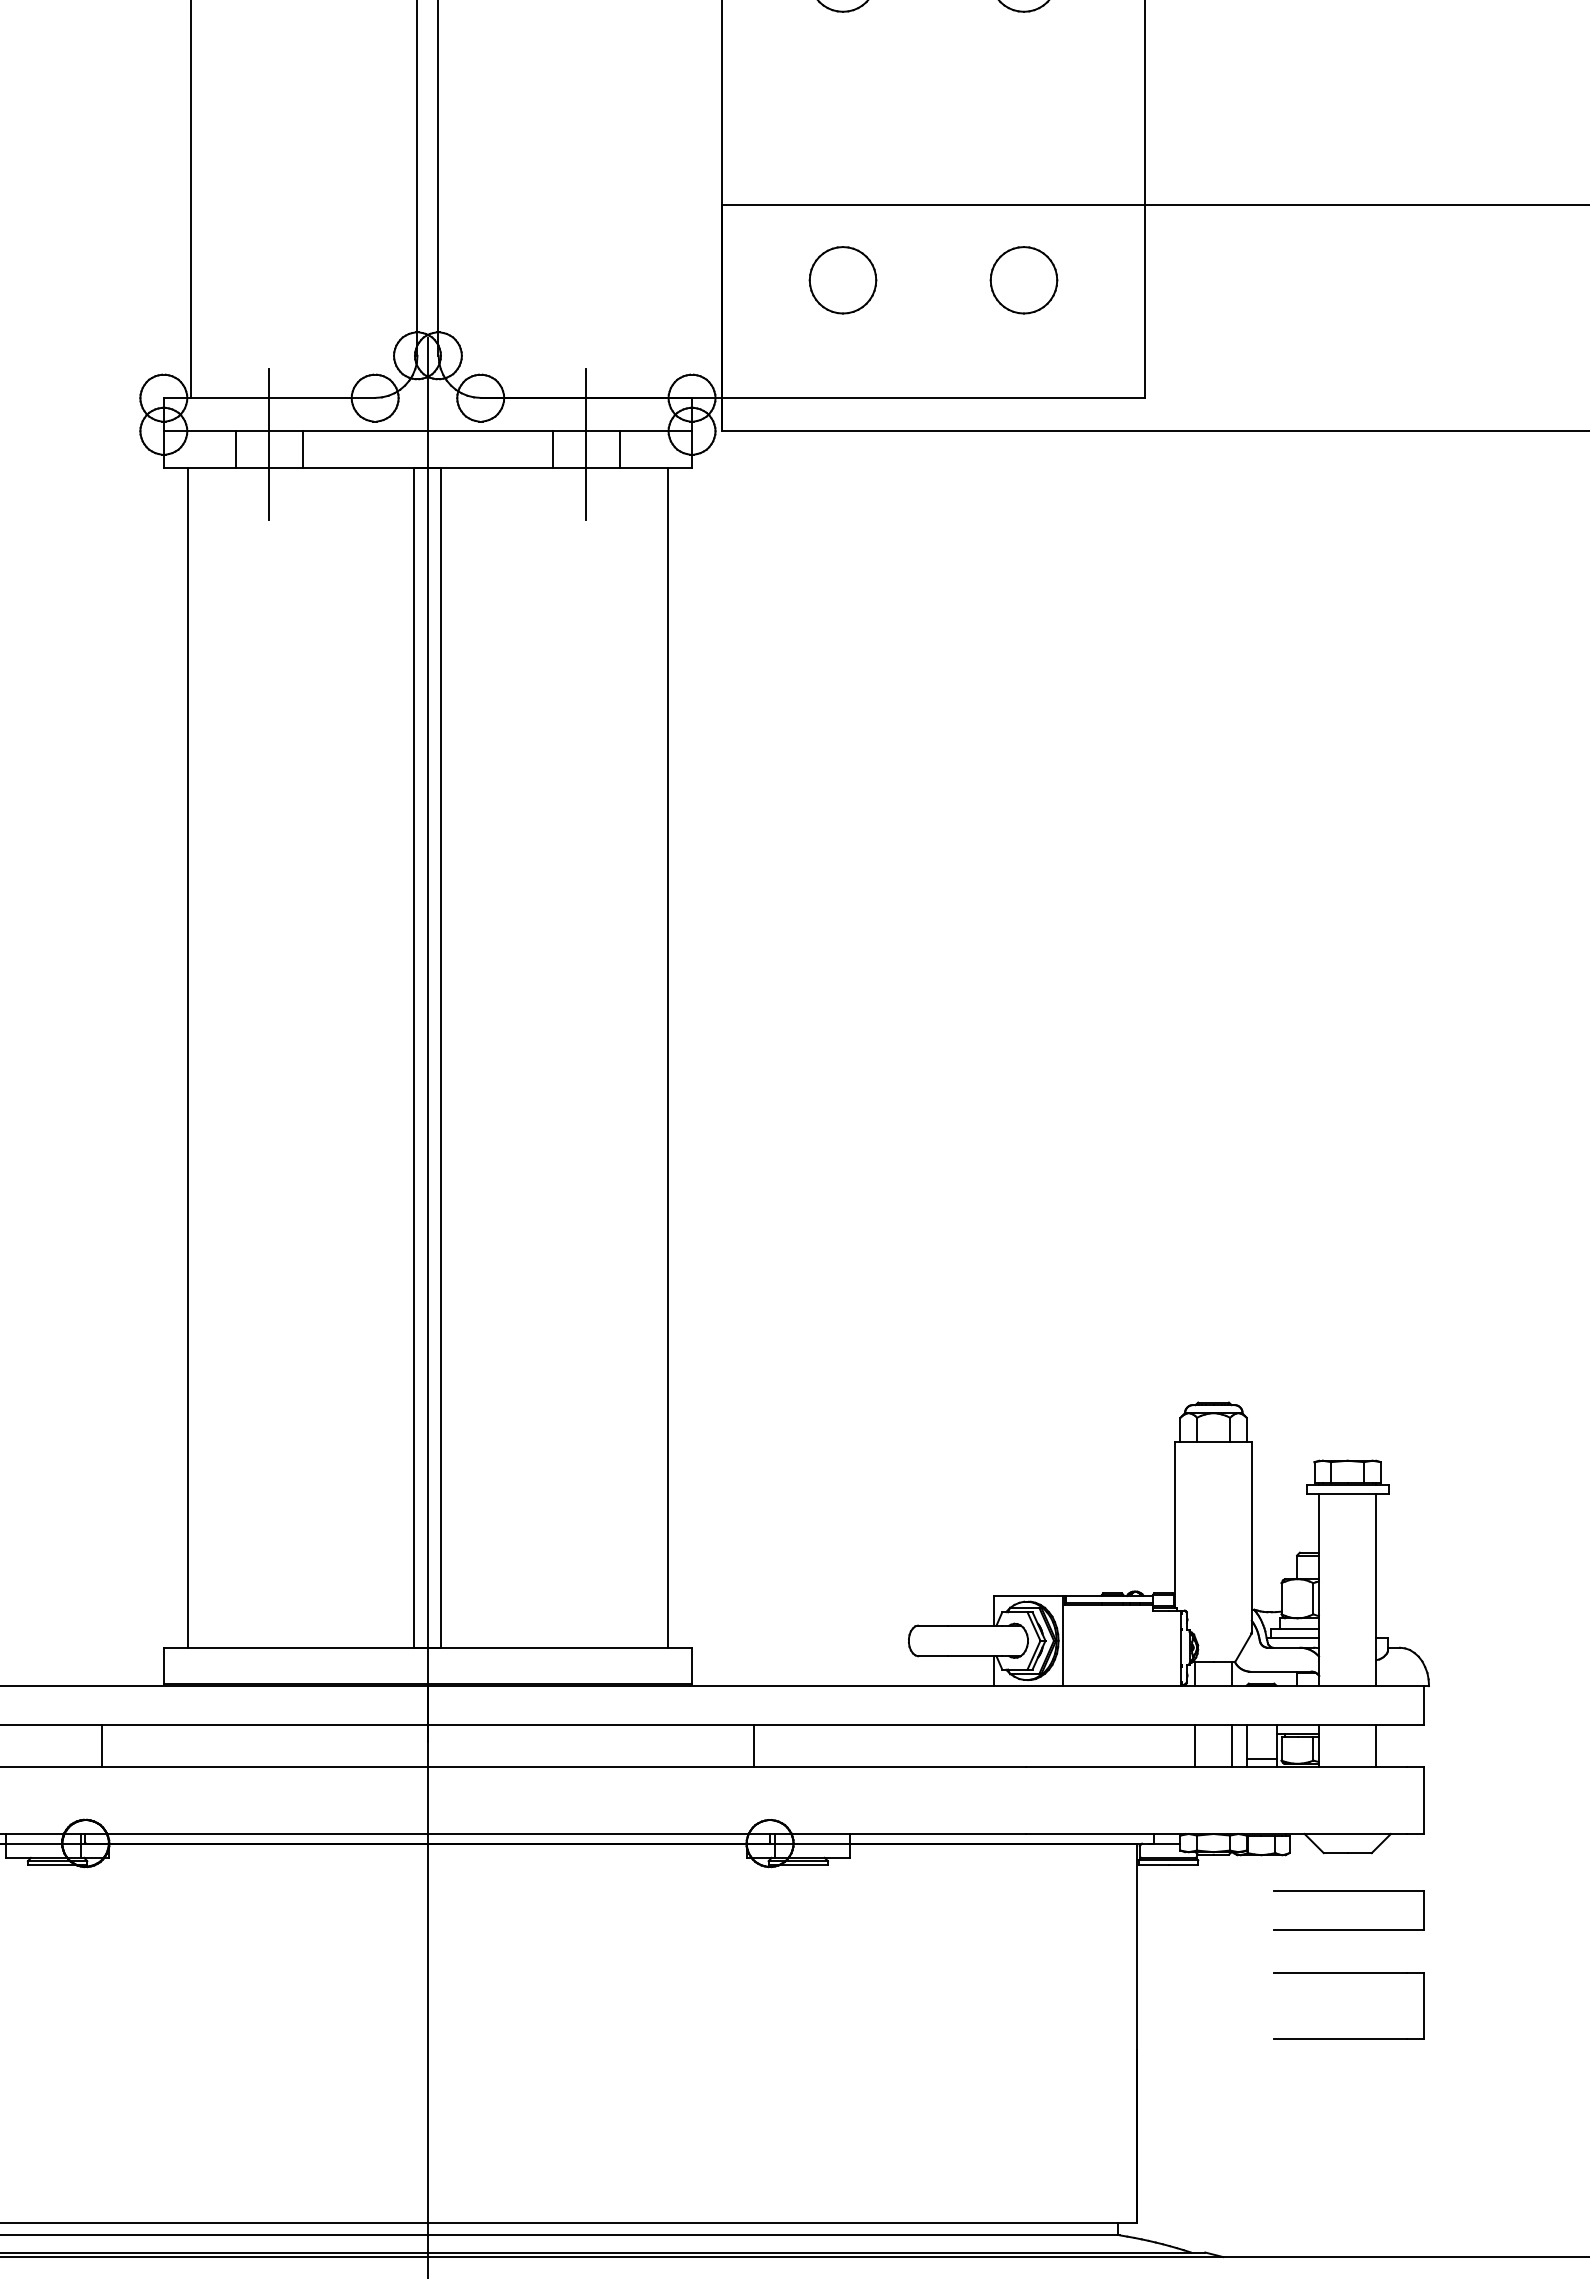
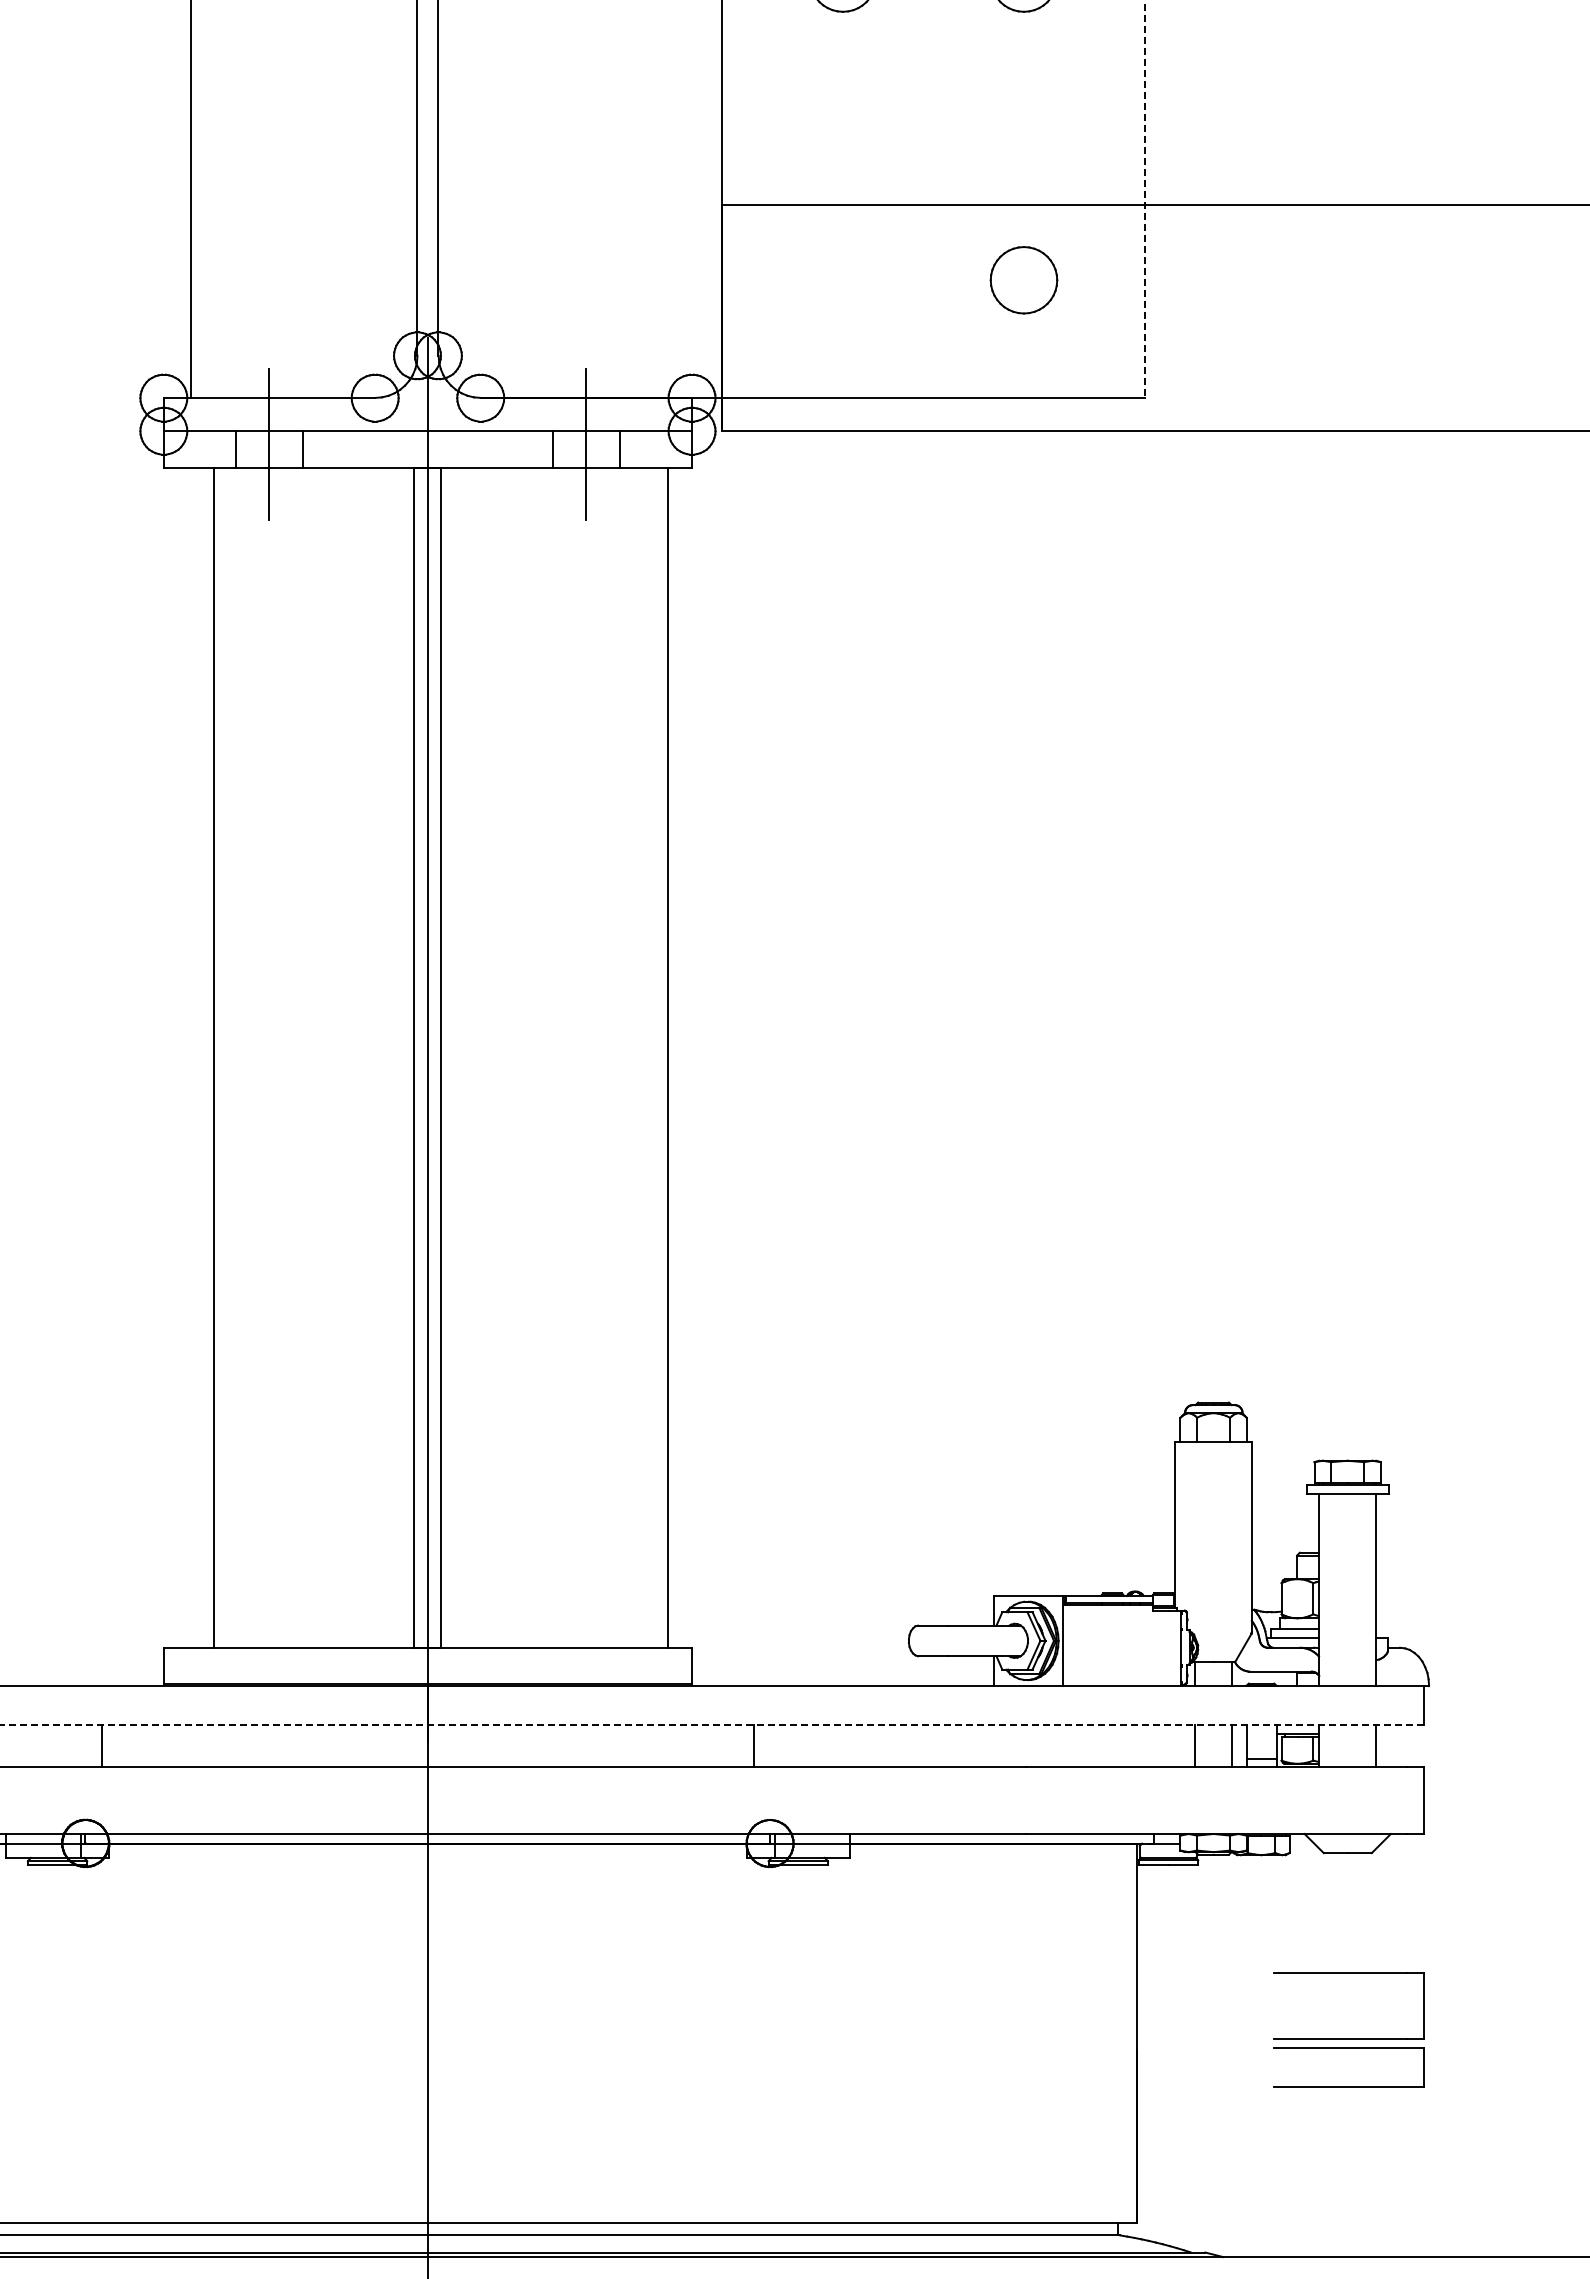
line: solid -> dashed (1144, 199)
part: present -> none (842, 280)
line position: (188, 1057) -> (214, 1057) (214, 1057)
line: solid -> dashed (711, 1724)
part position: (1348, 1891) -> (1348, 2048) (1348, 2048)
